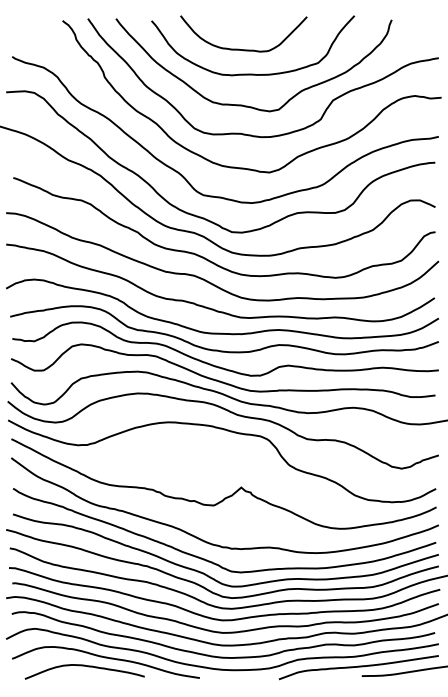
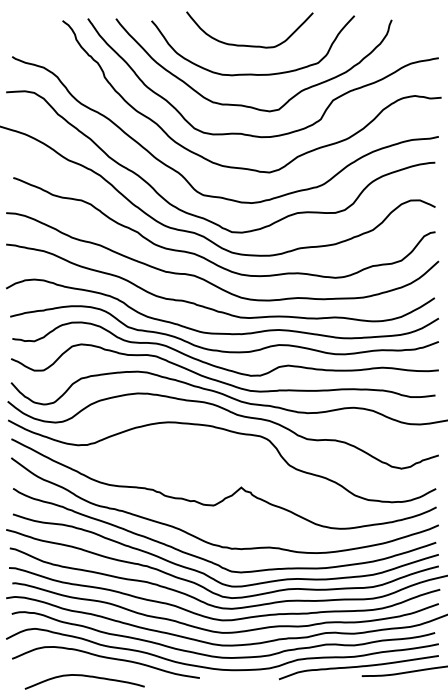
curve position: (238, 48) -> (244, 44) (244, 44)
curve position: (84, 666) -> (84, 676) (84, 676)
